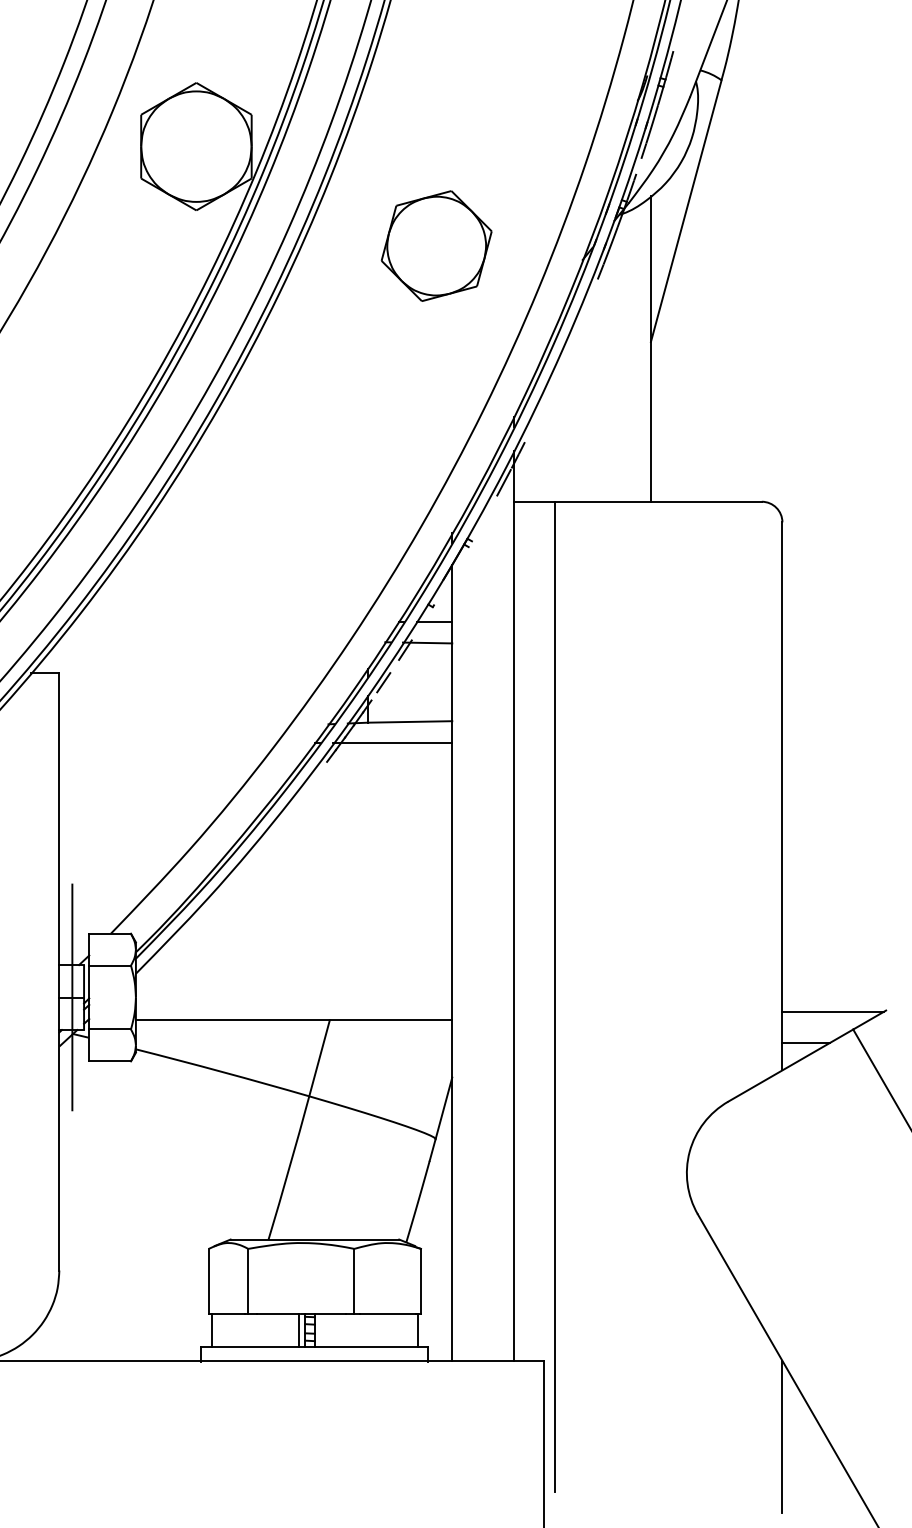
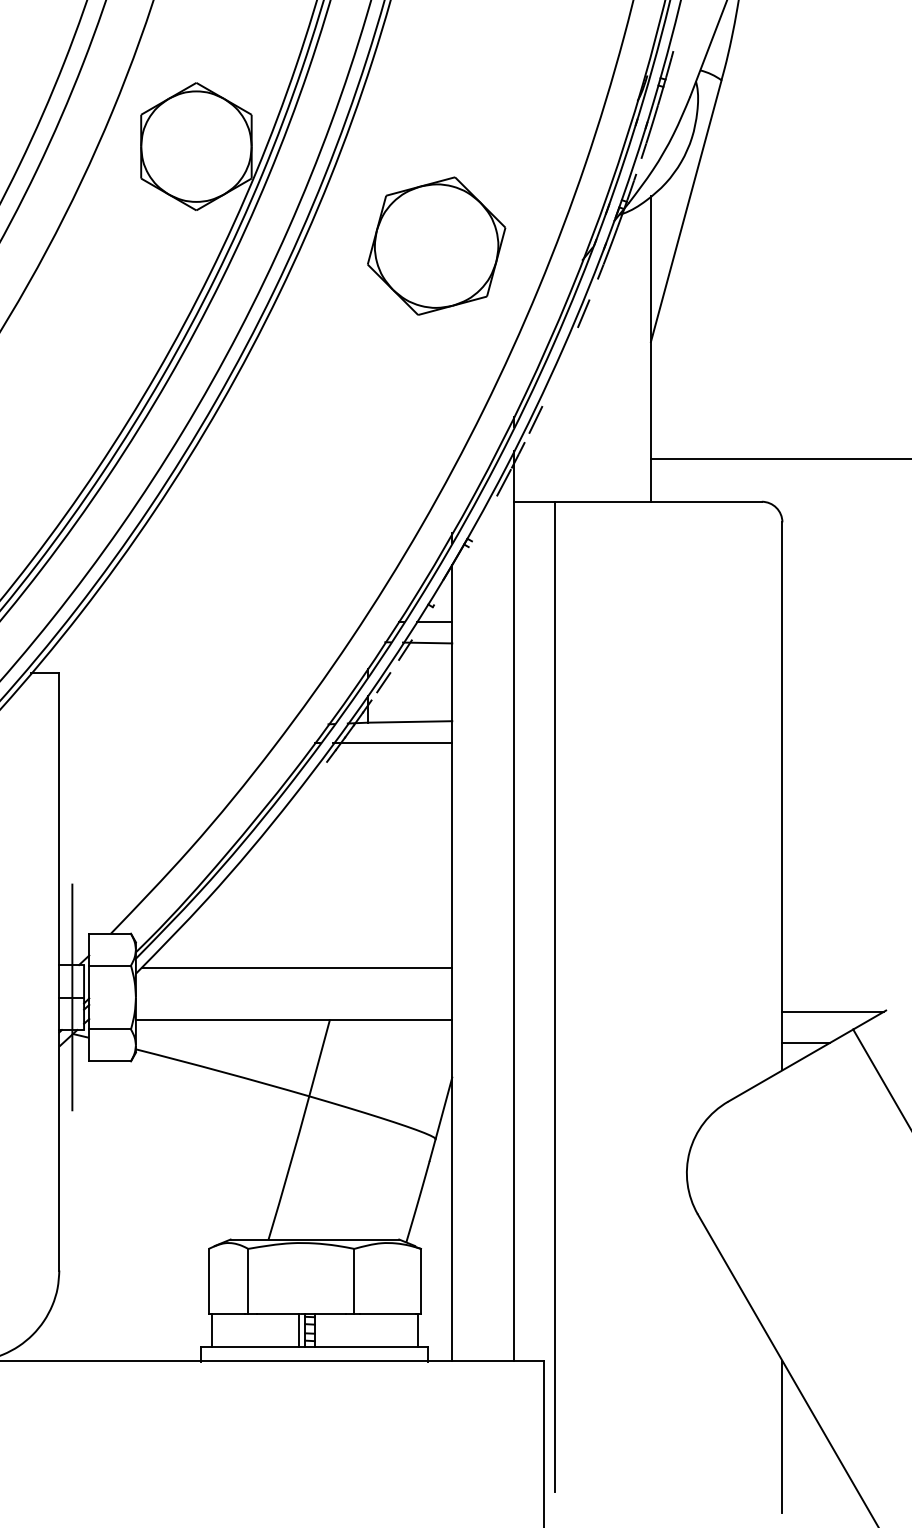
part size: 113x112 px -> 140x140 px (436, 245)
line: none -> present (583, 313)
line: none -> present (535, 419)
line: none -> present (779, 458)
line: none -> present (297, 968)
